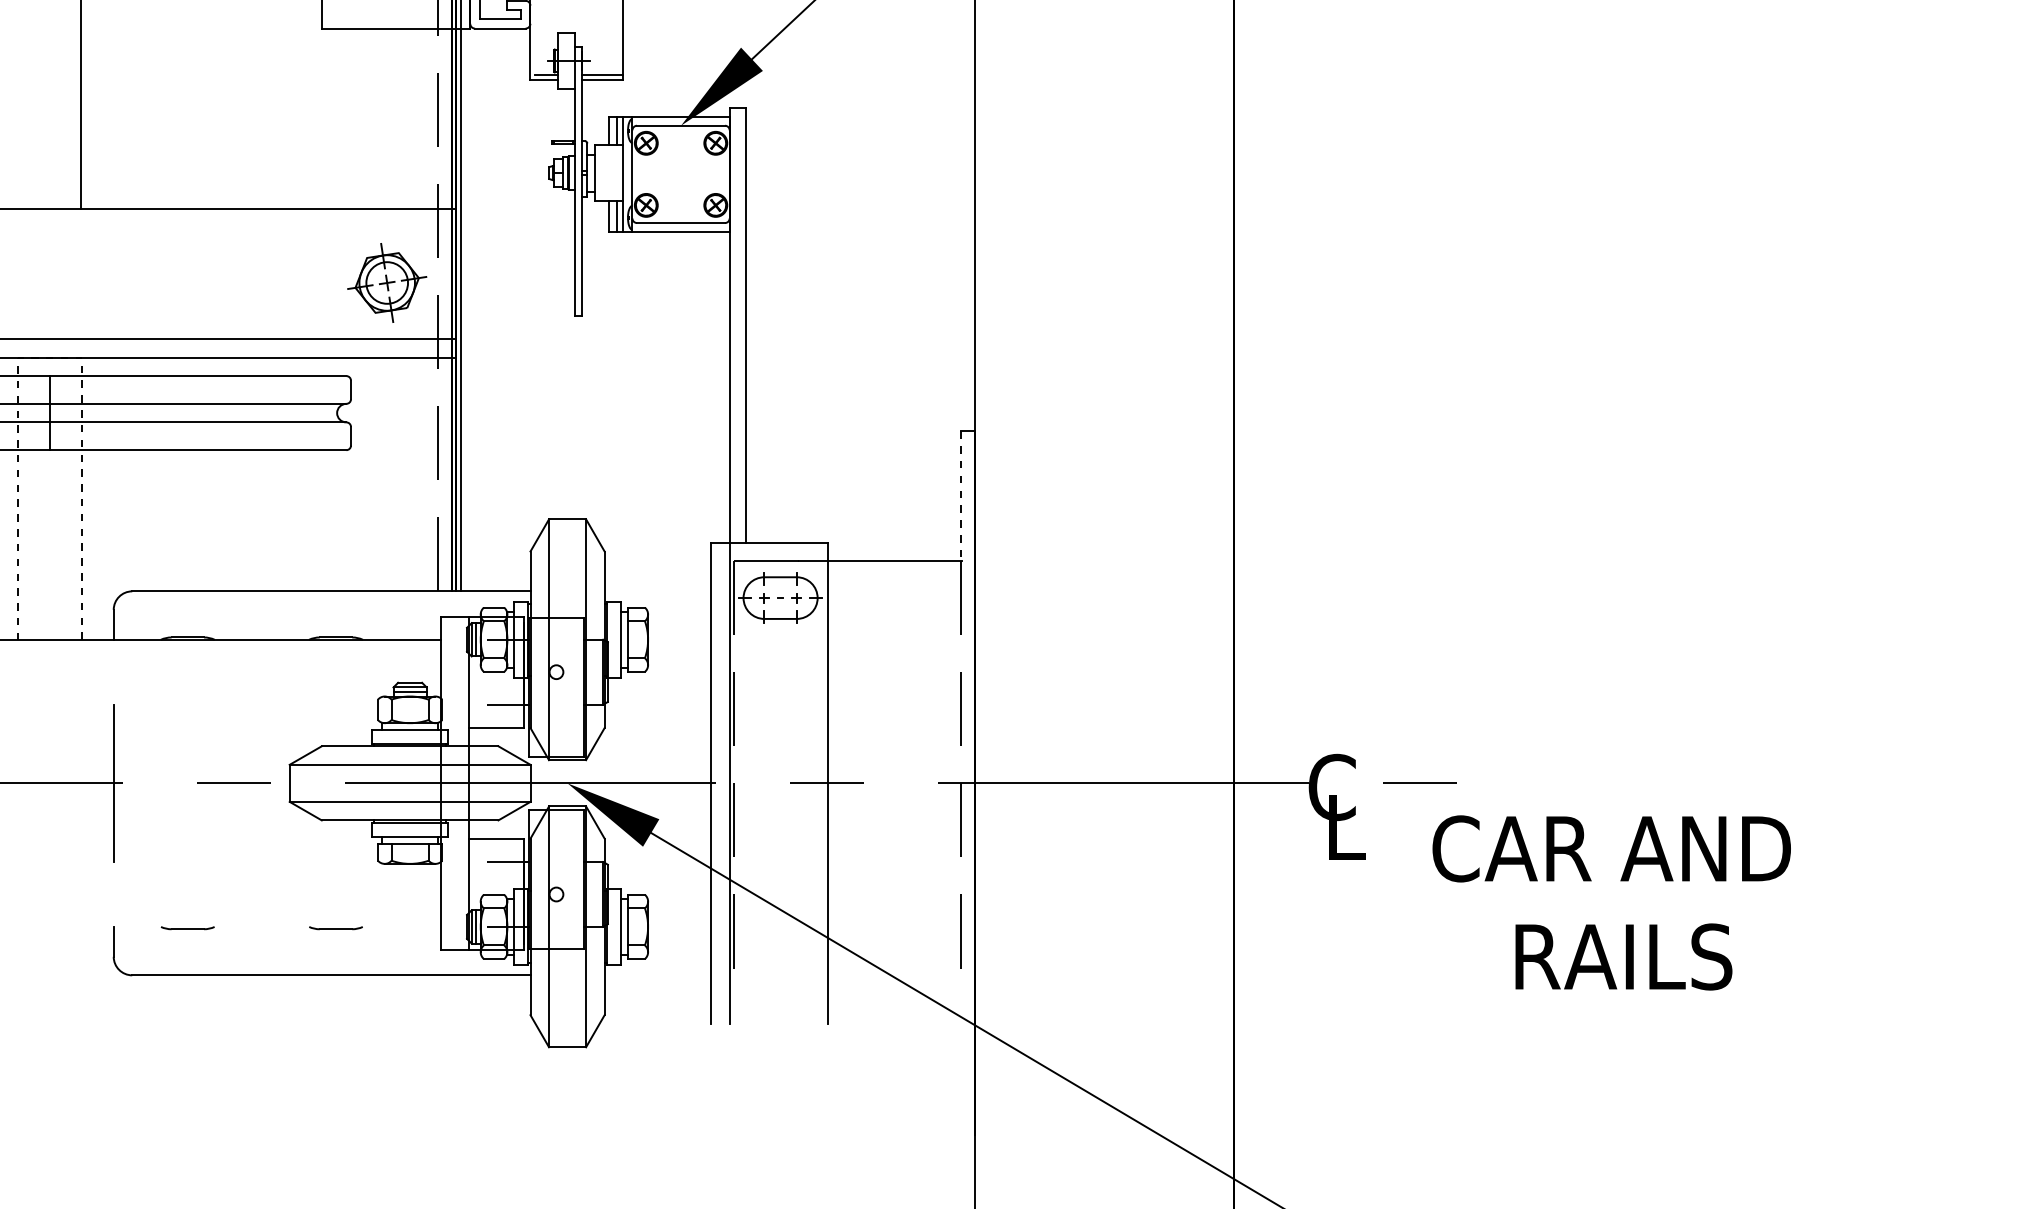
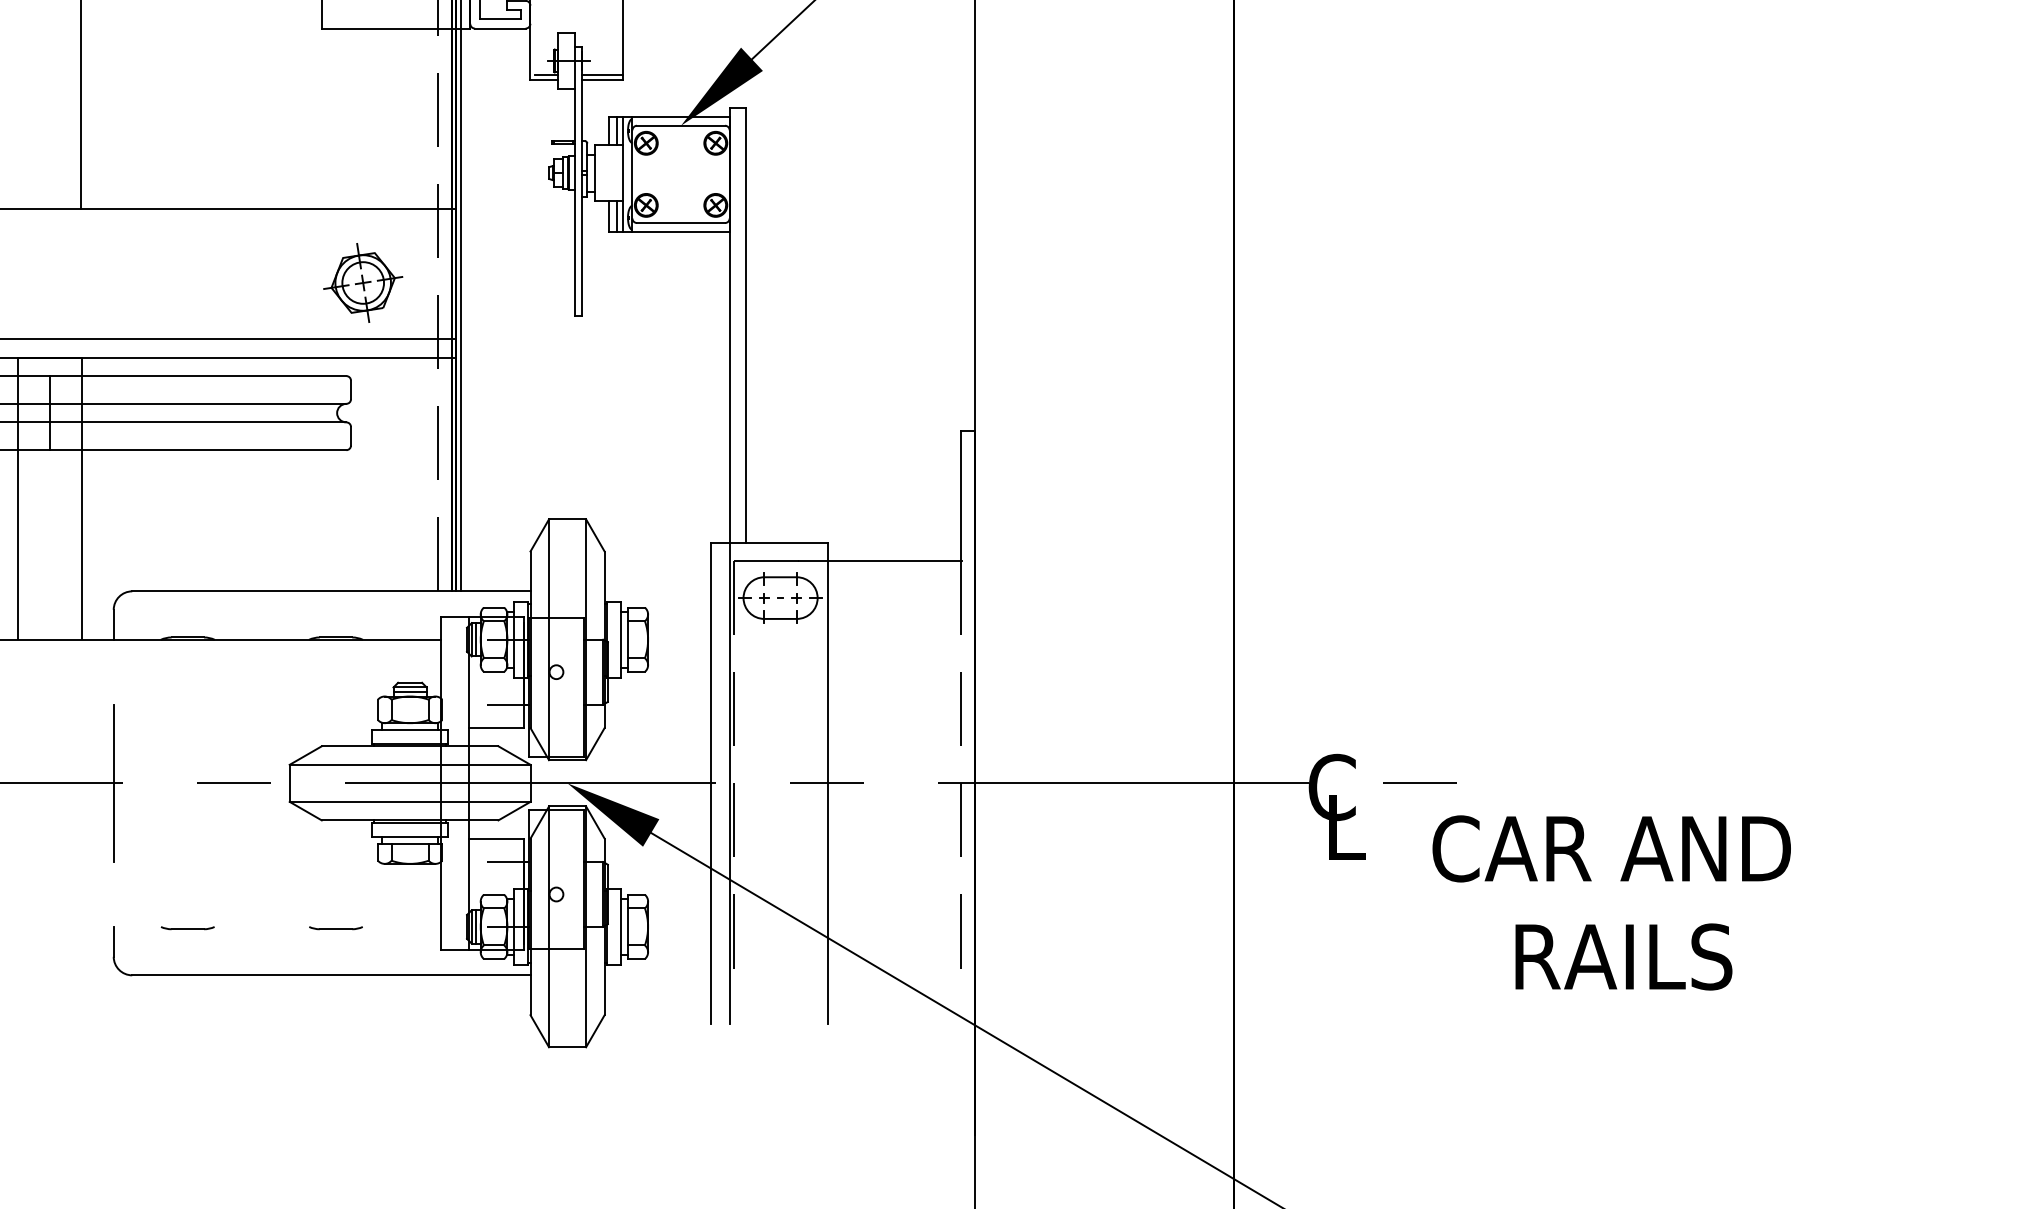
part position: (387, 282) -> (363, 282) (363, 282)
line: dashed -> solid (49, 357)
line: dashed -> solid (961, 496)
